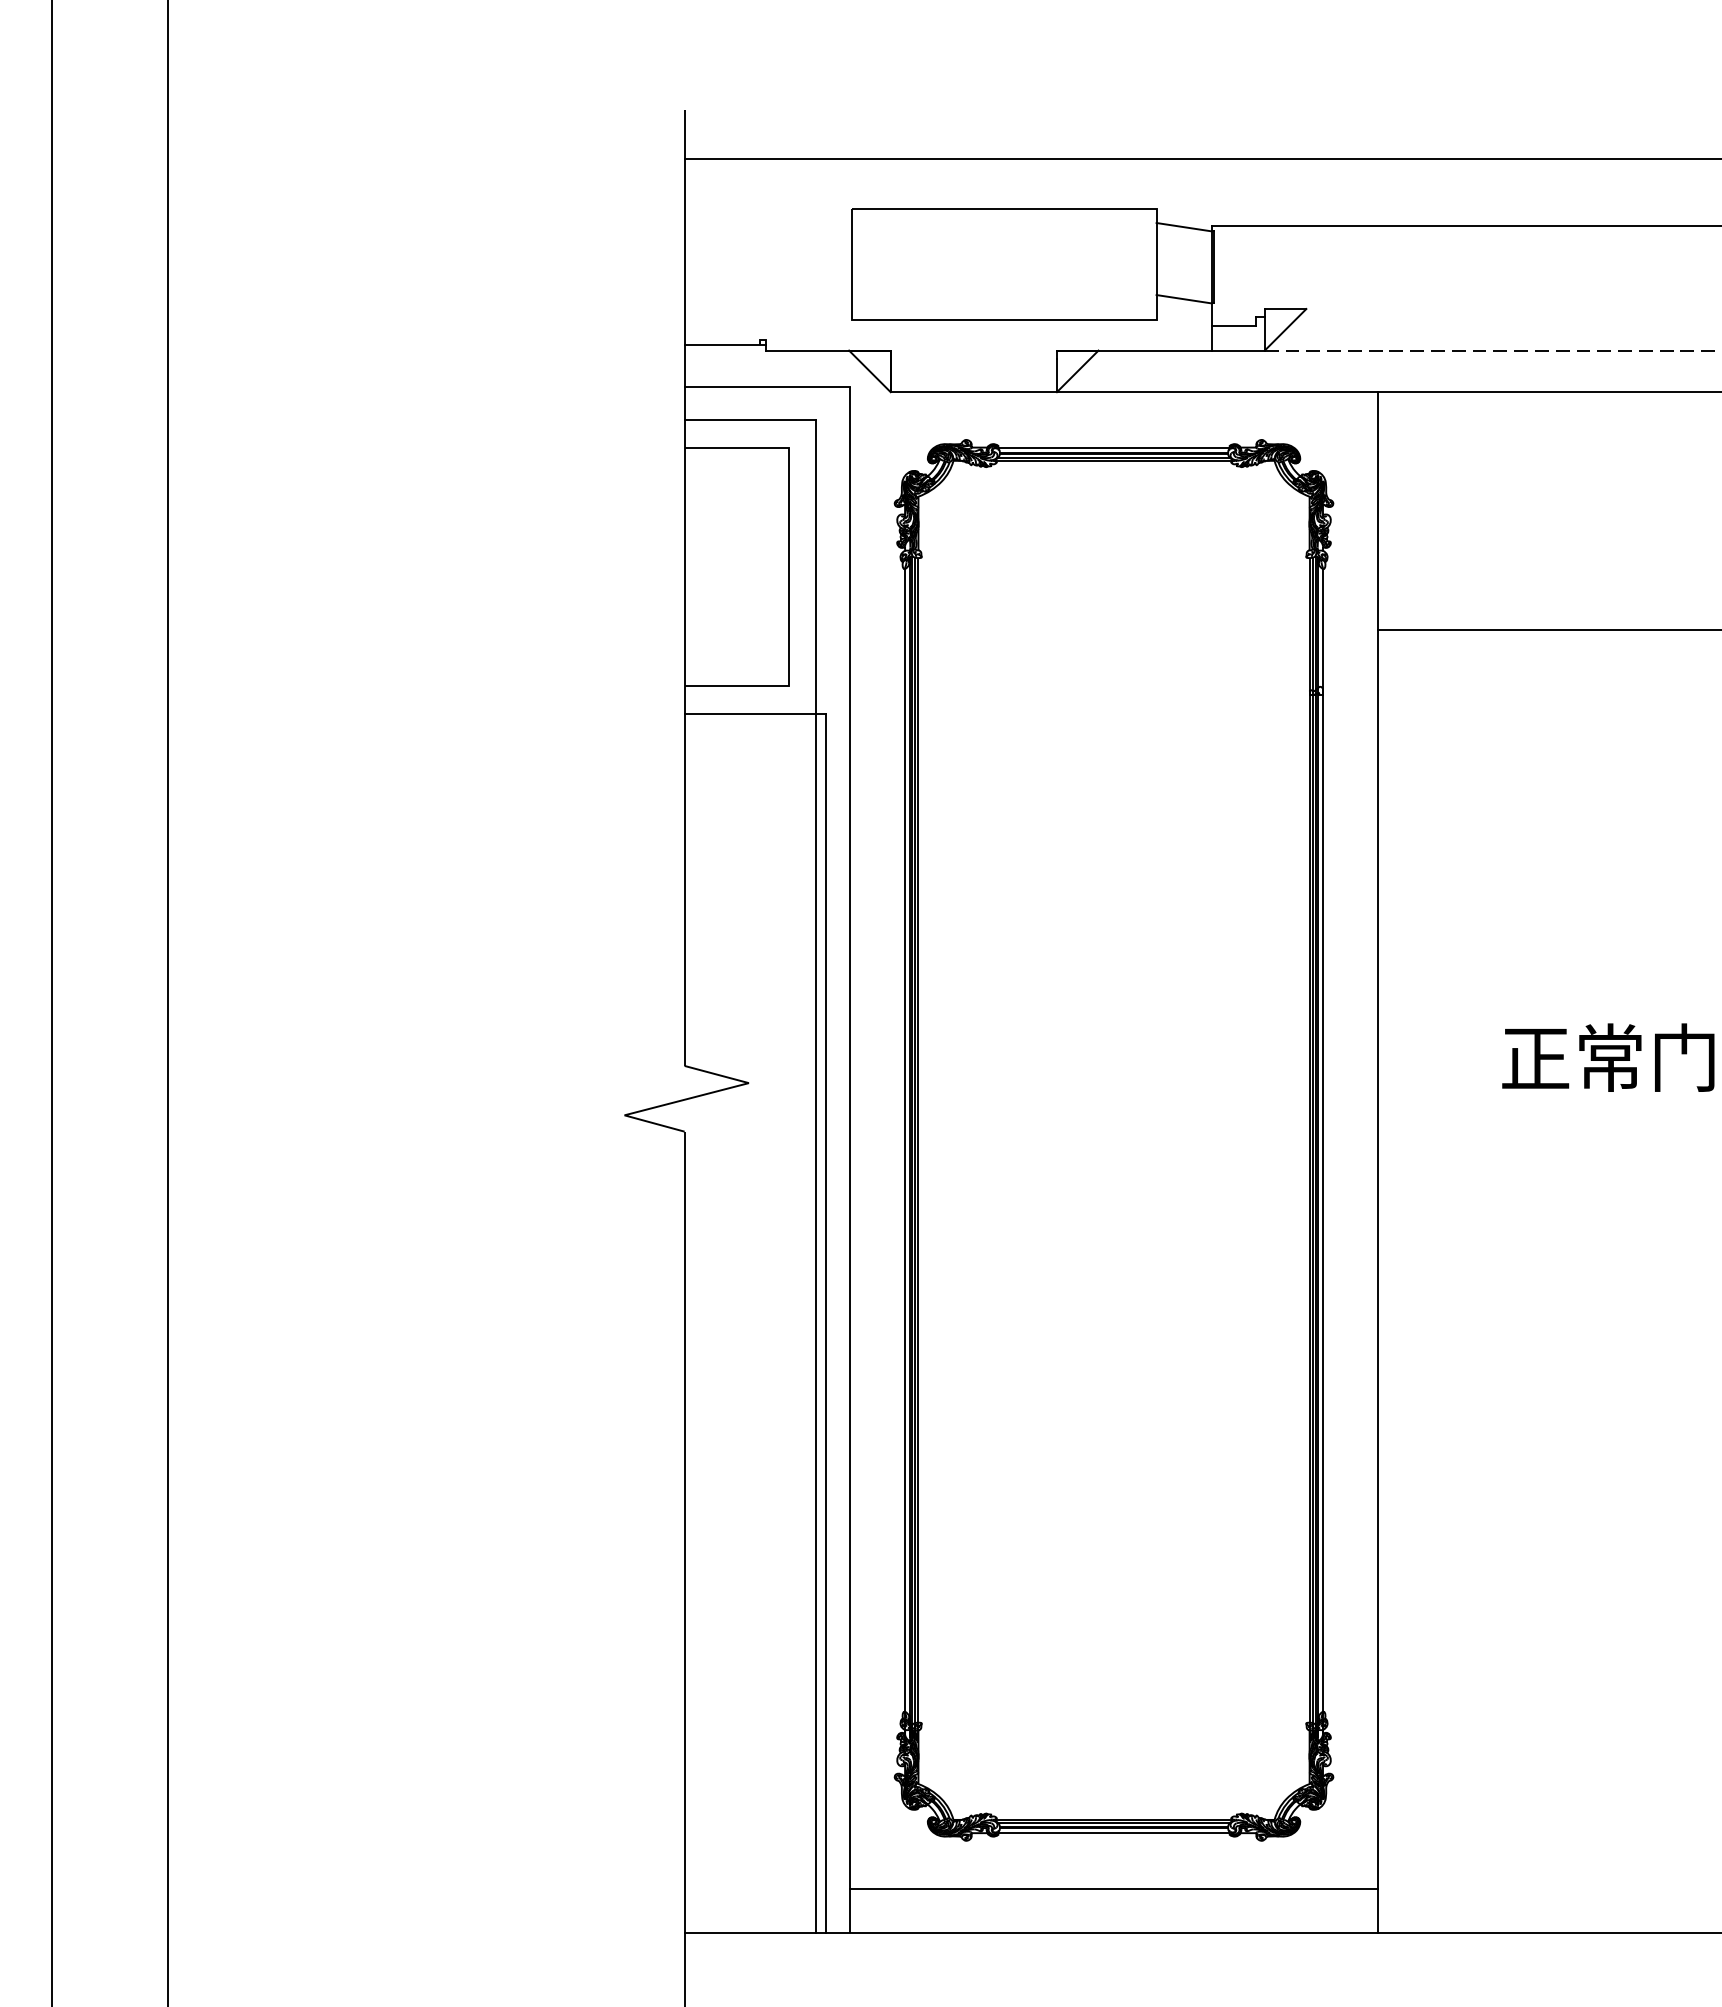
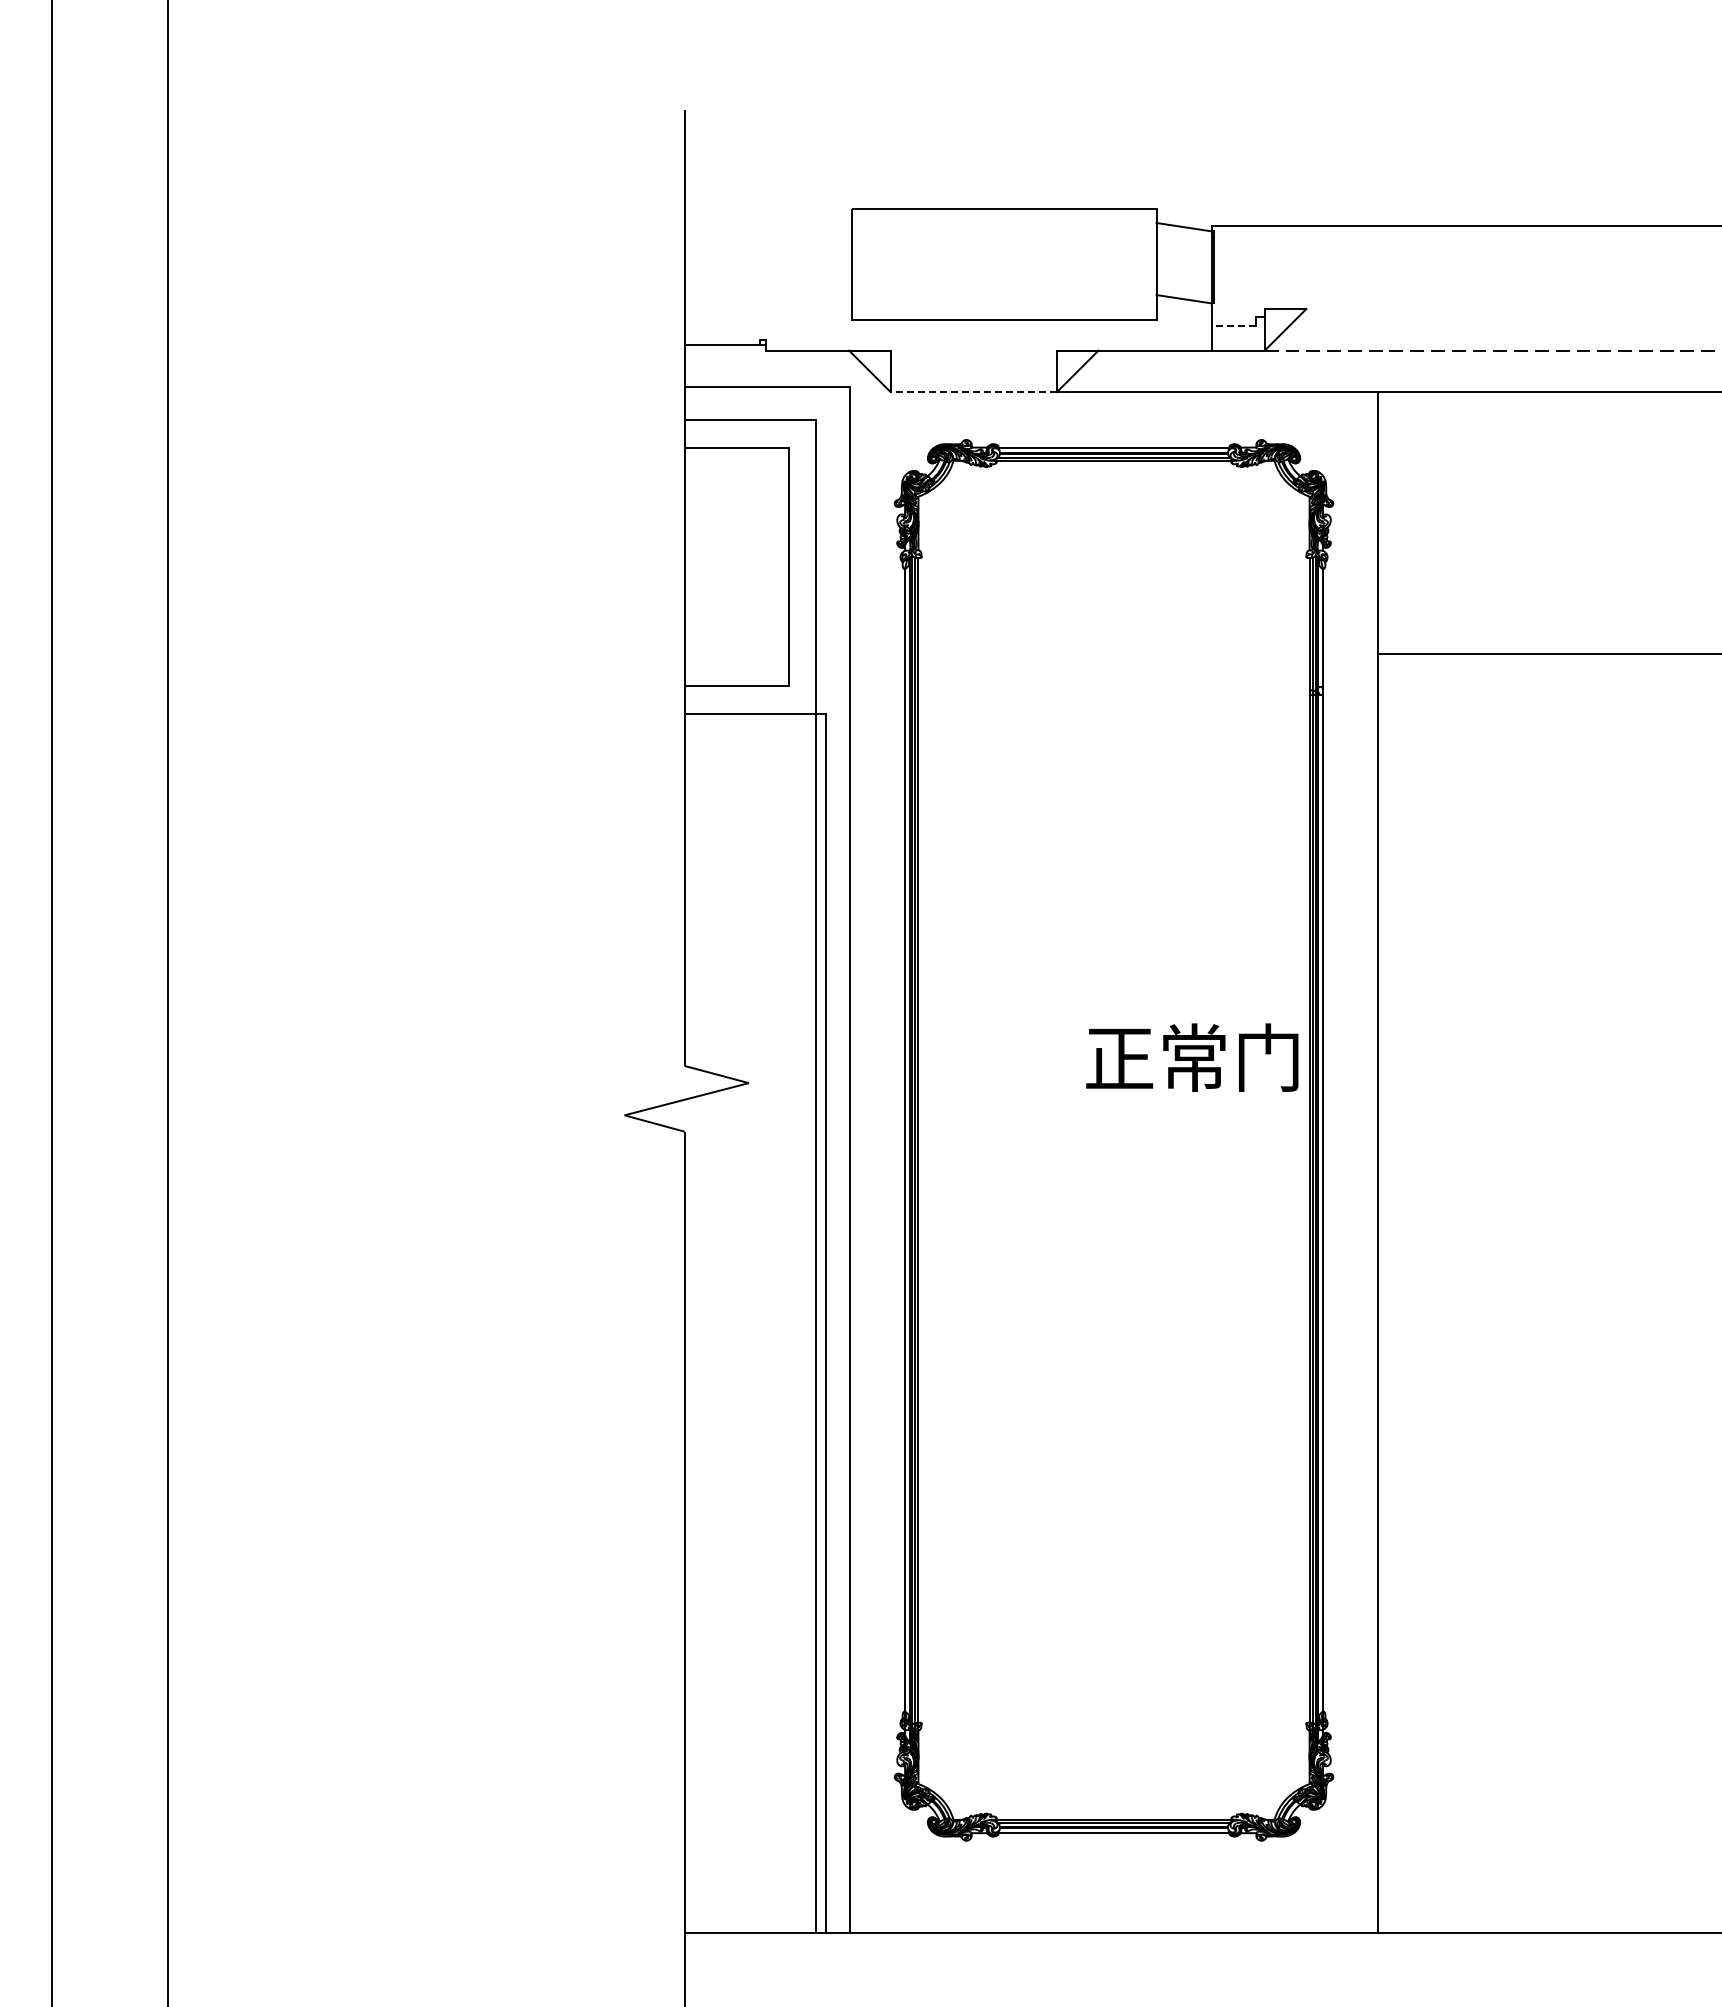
line: present -> none (1201, 159)
line: solid -> dashed (1233, 325)
line: solid -> dashed (973, 392)
line position: (1548, 630) -> (1548, 654) (1548, 654)
text position: (1608, 1057) -> (1192, 1057) (1192, 1057)
line: present -> none (1113, 1888)
